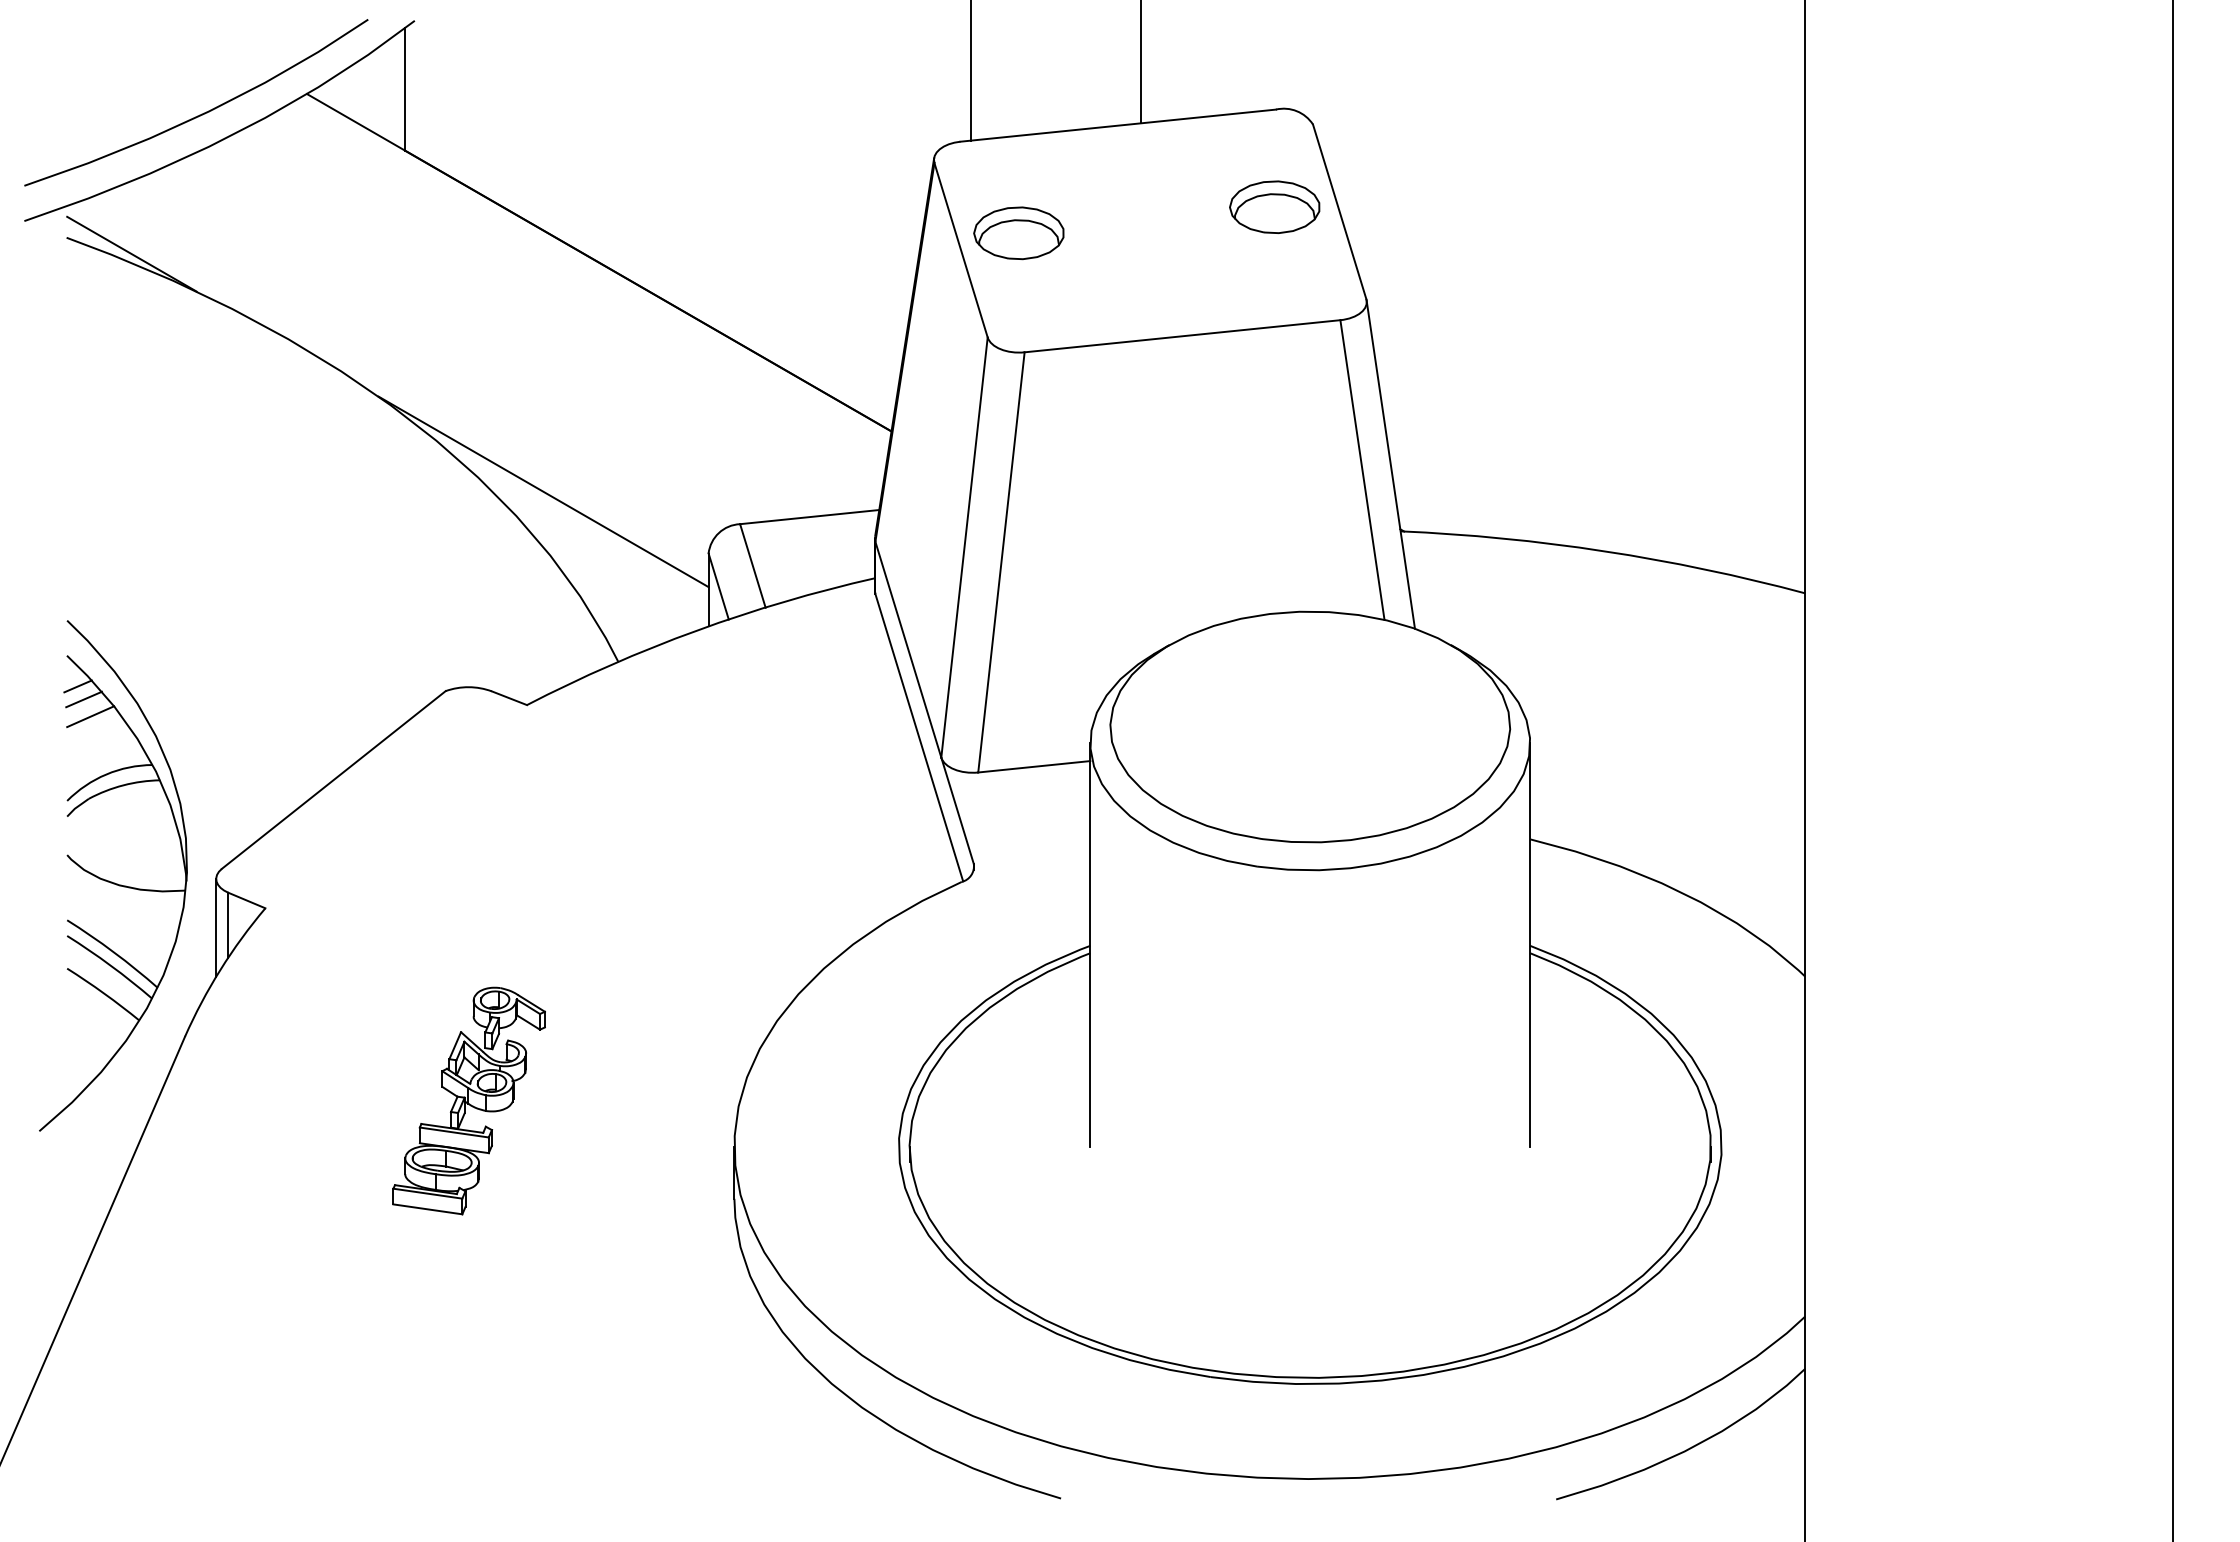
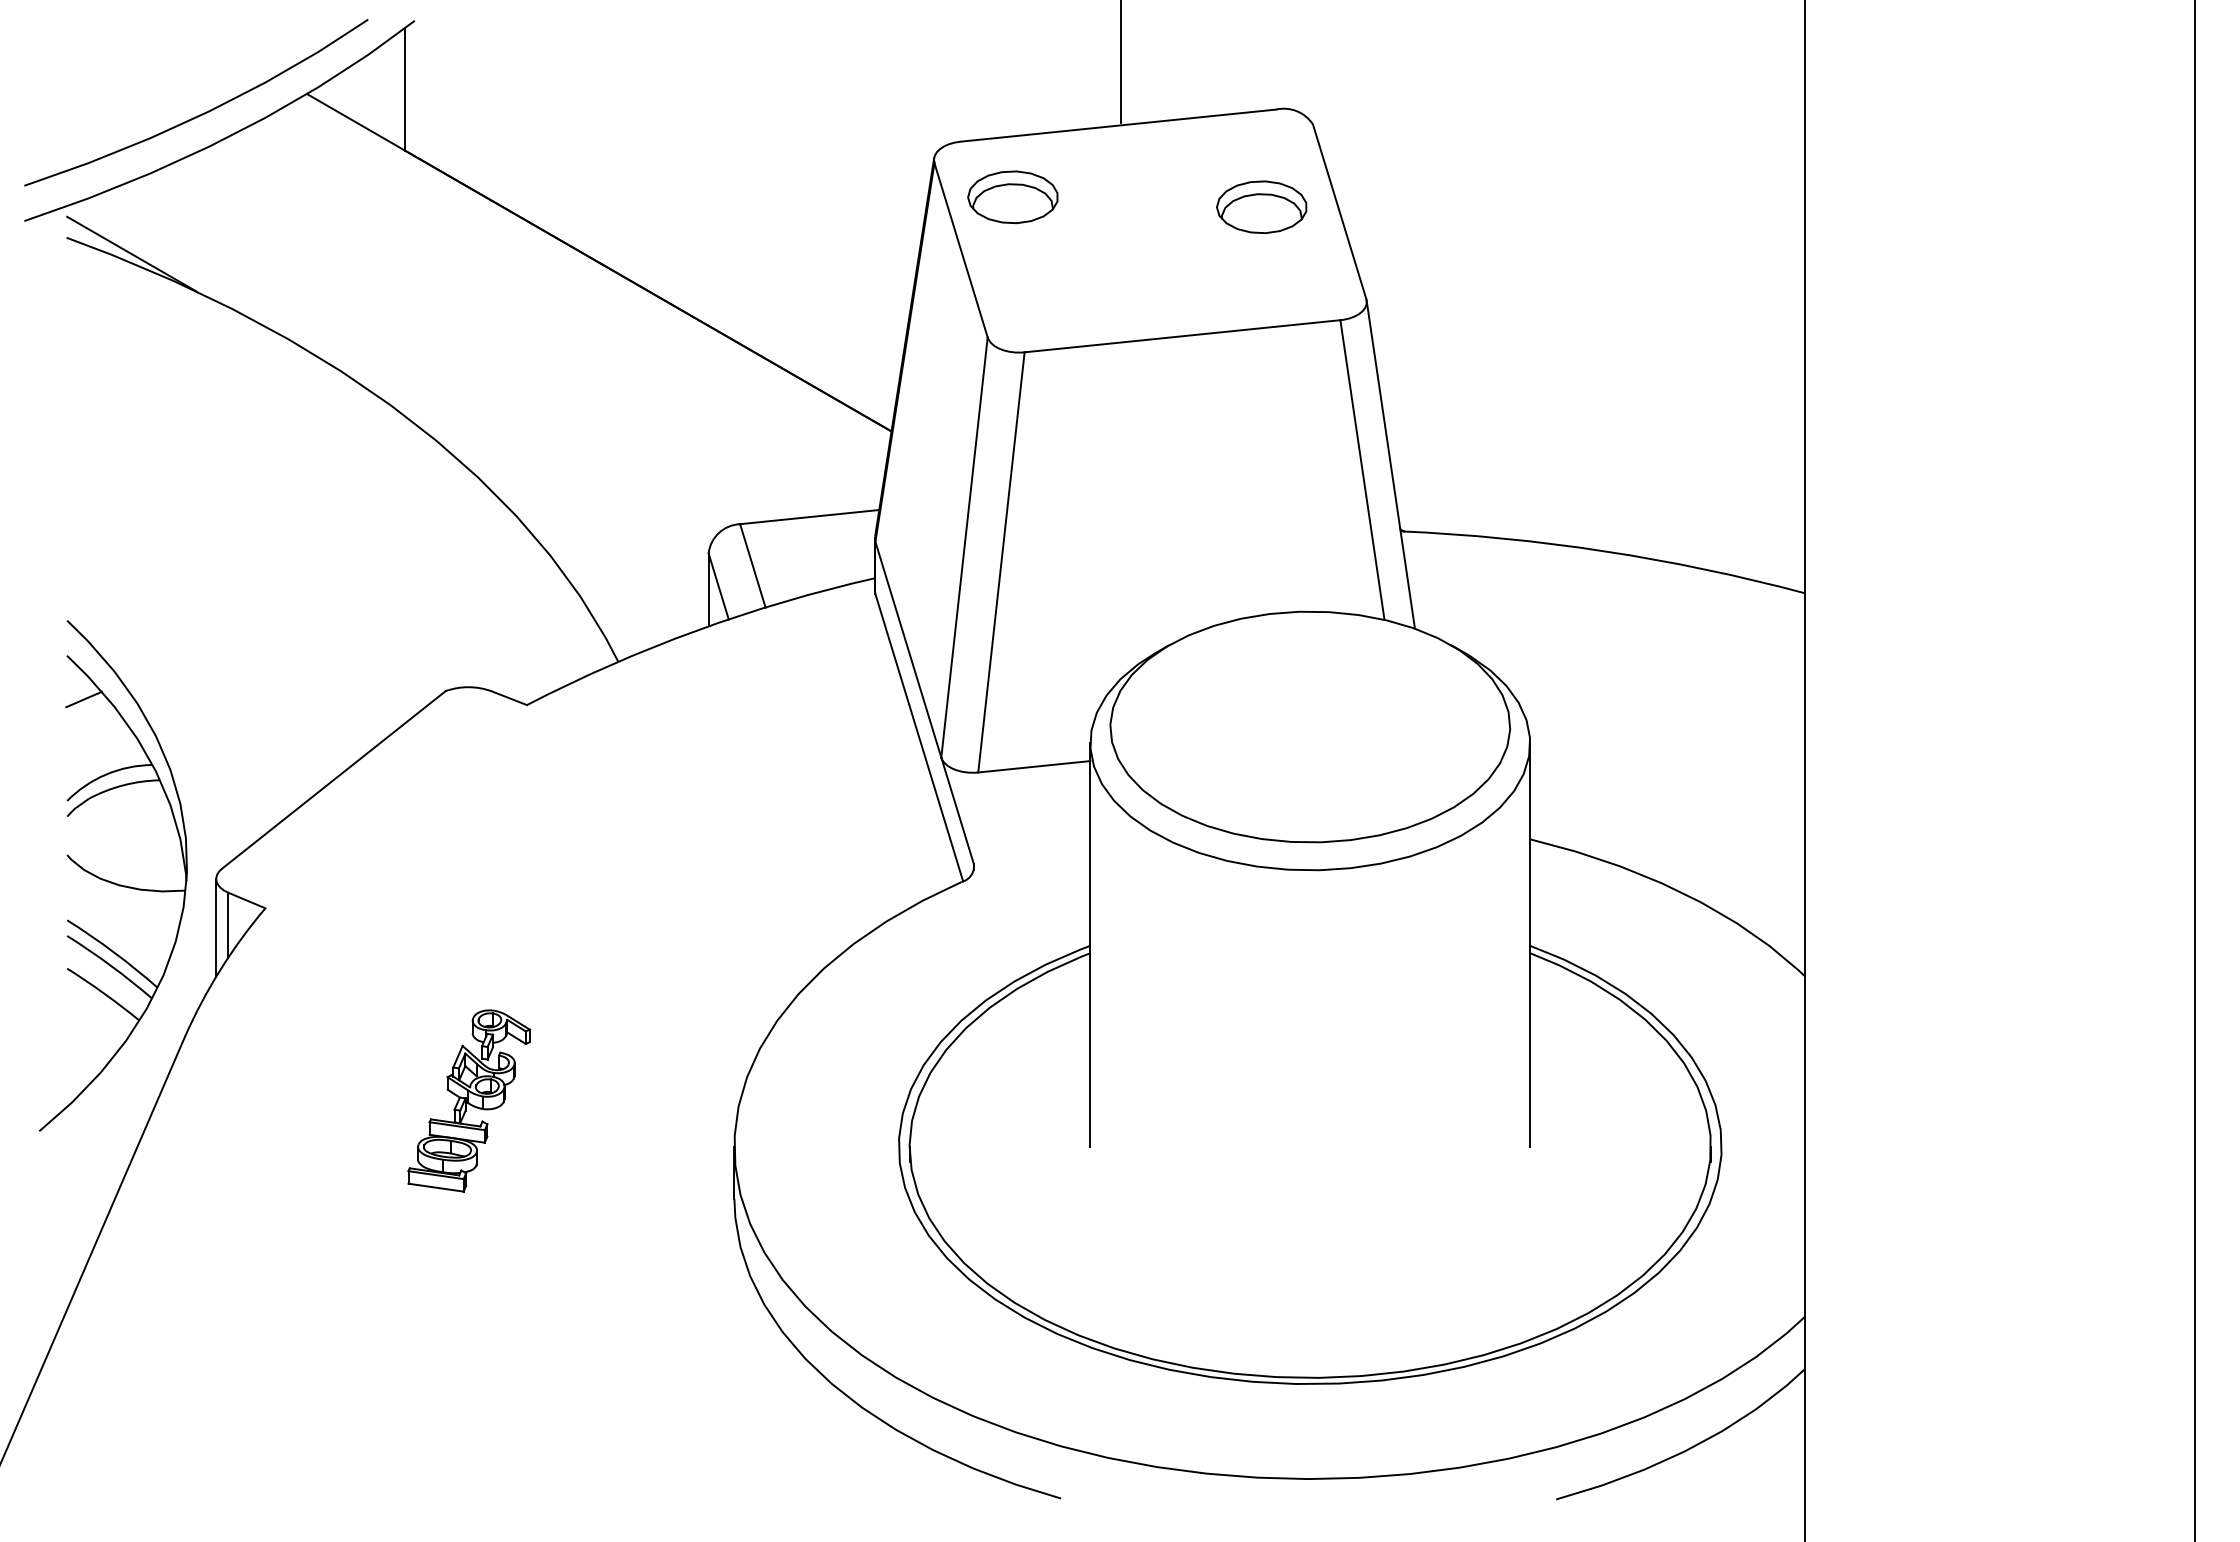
line position: (1140, 62) -> (1120, 62) (1120, 62)
line: present -> none (970, 71)
part position: (1274, 206) -> (1261, 206) (1261, 206)
part position: (1018, 233) -> (1012, 197) (1012, 197)
line: present -> none (543, 491)
line: present -> none (77, 686)
line: present -> none (90, 716)
line position: (2172, 770) -> (2194, 770) (2194, 770)
part size: 154x230 px -> 124x184 px (468, 1100)
